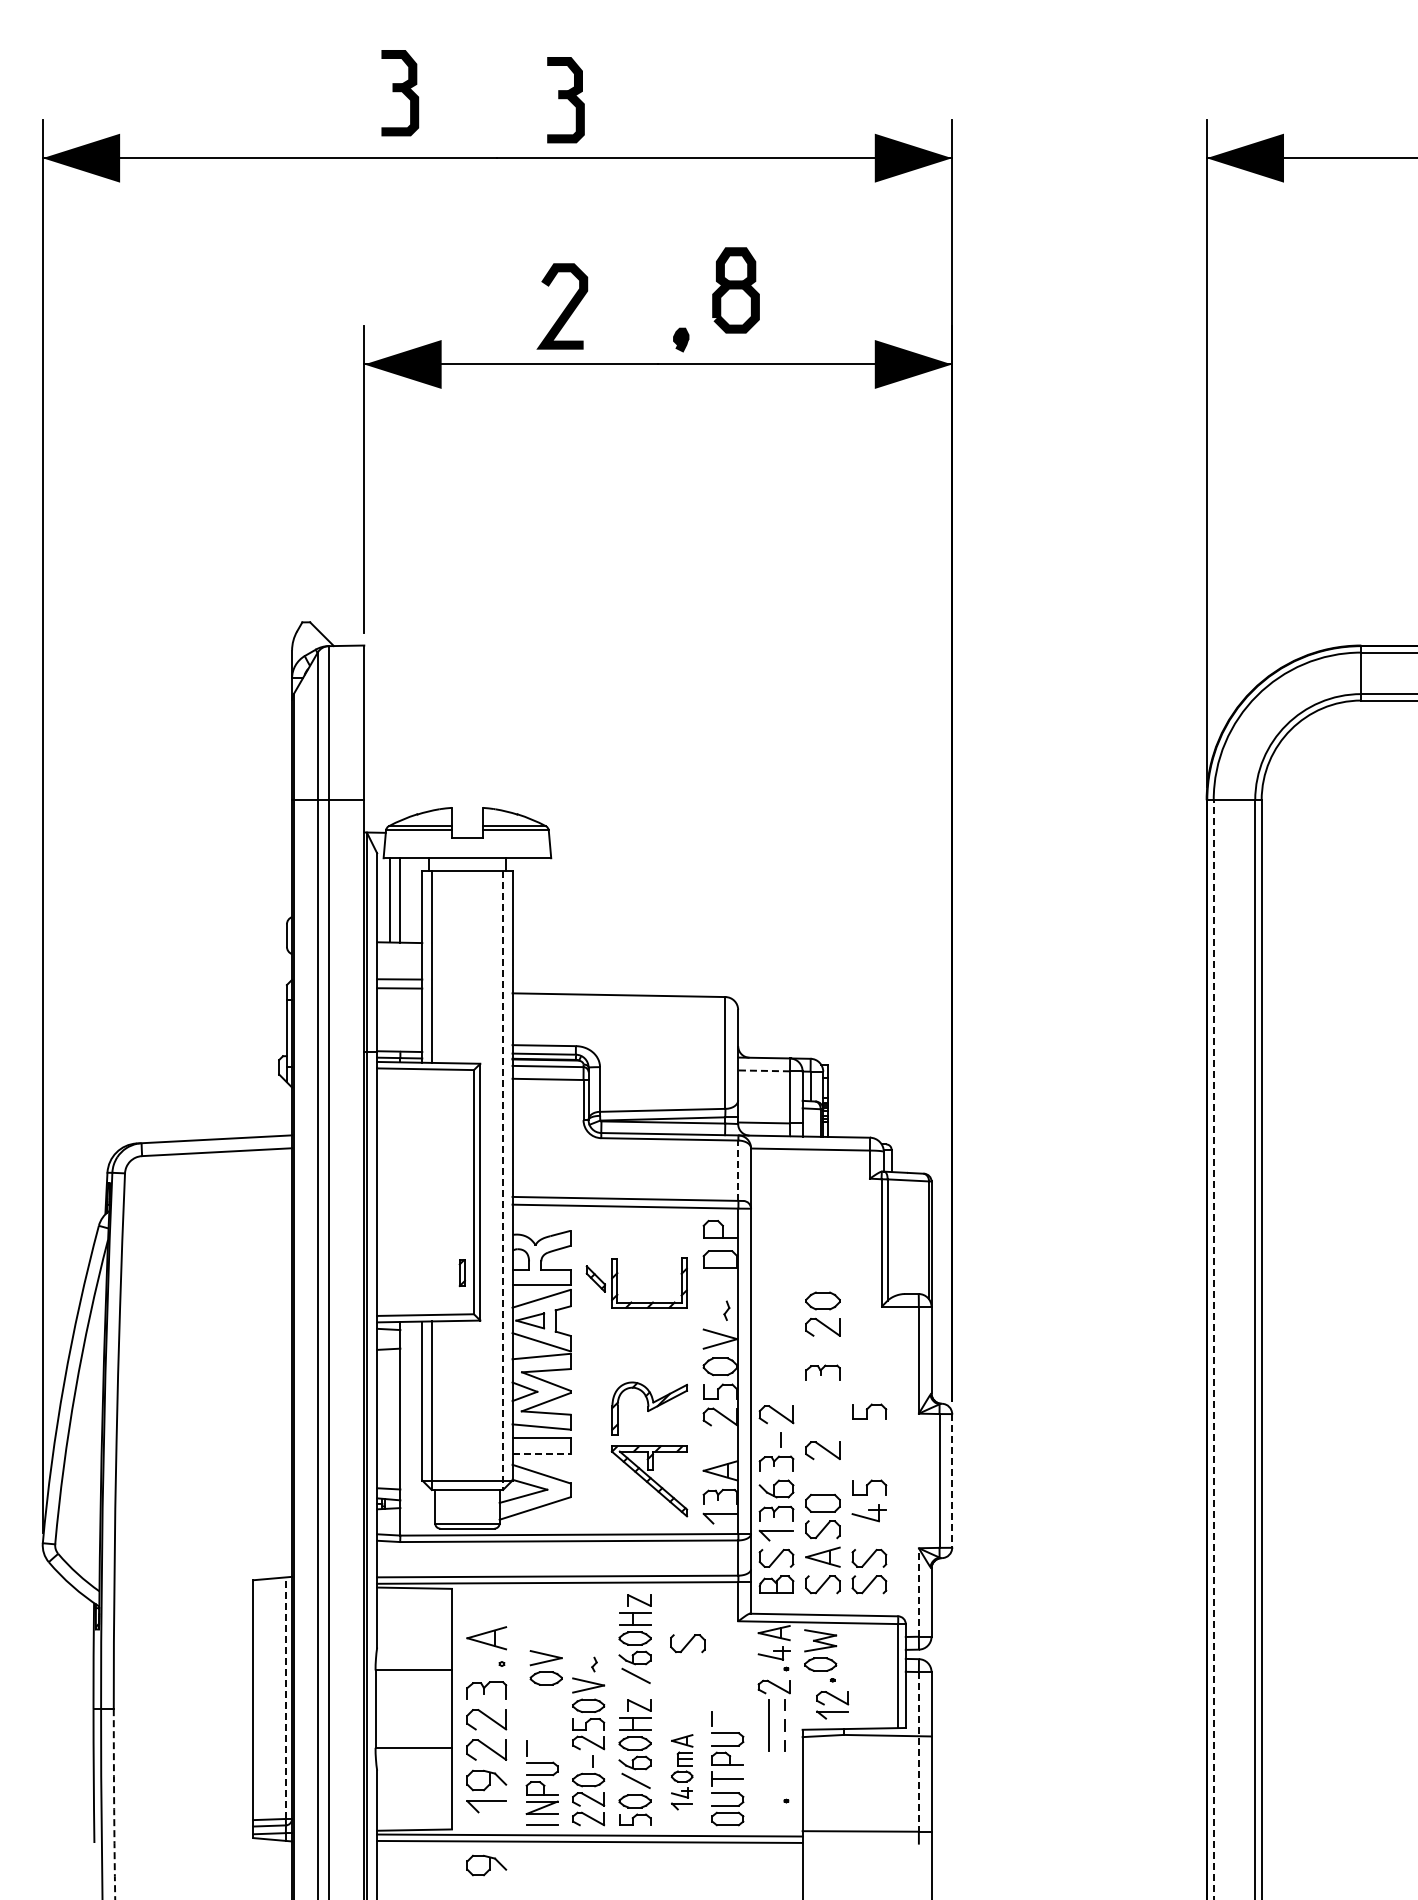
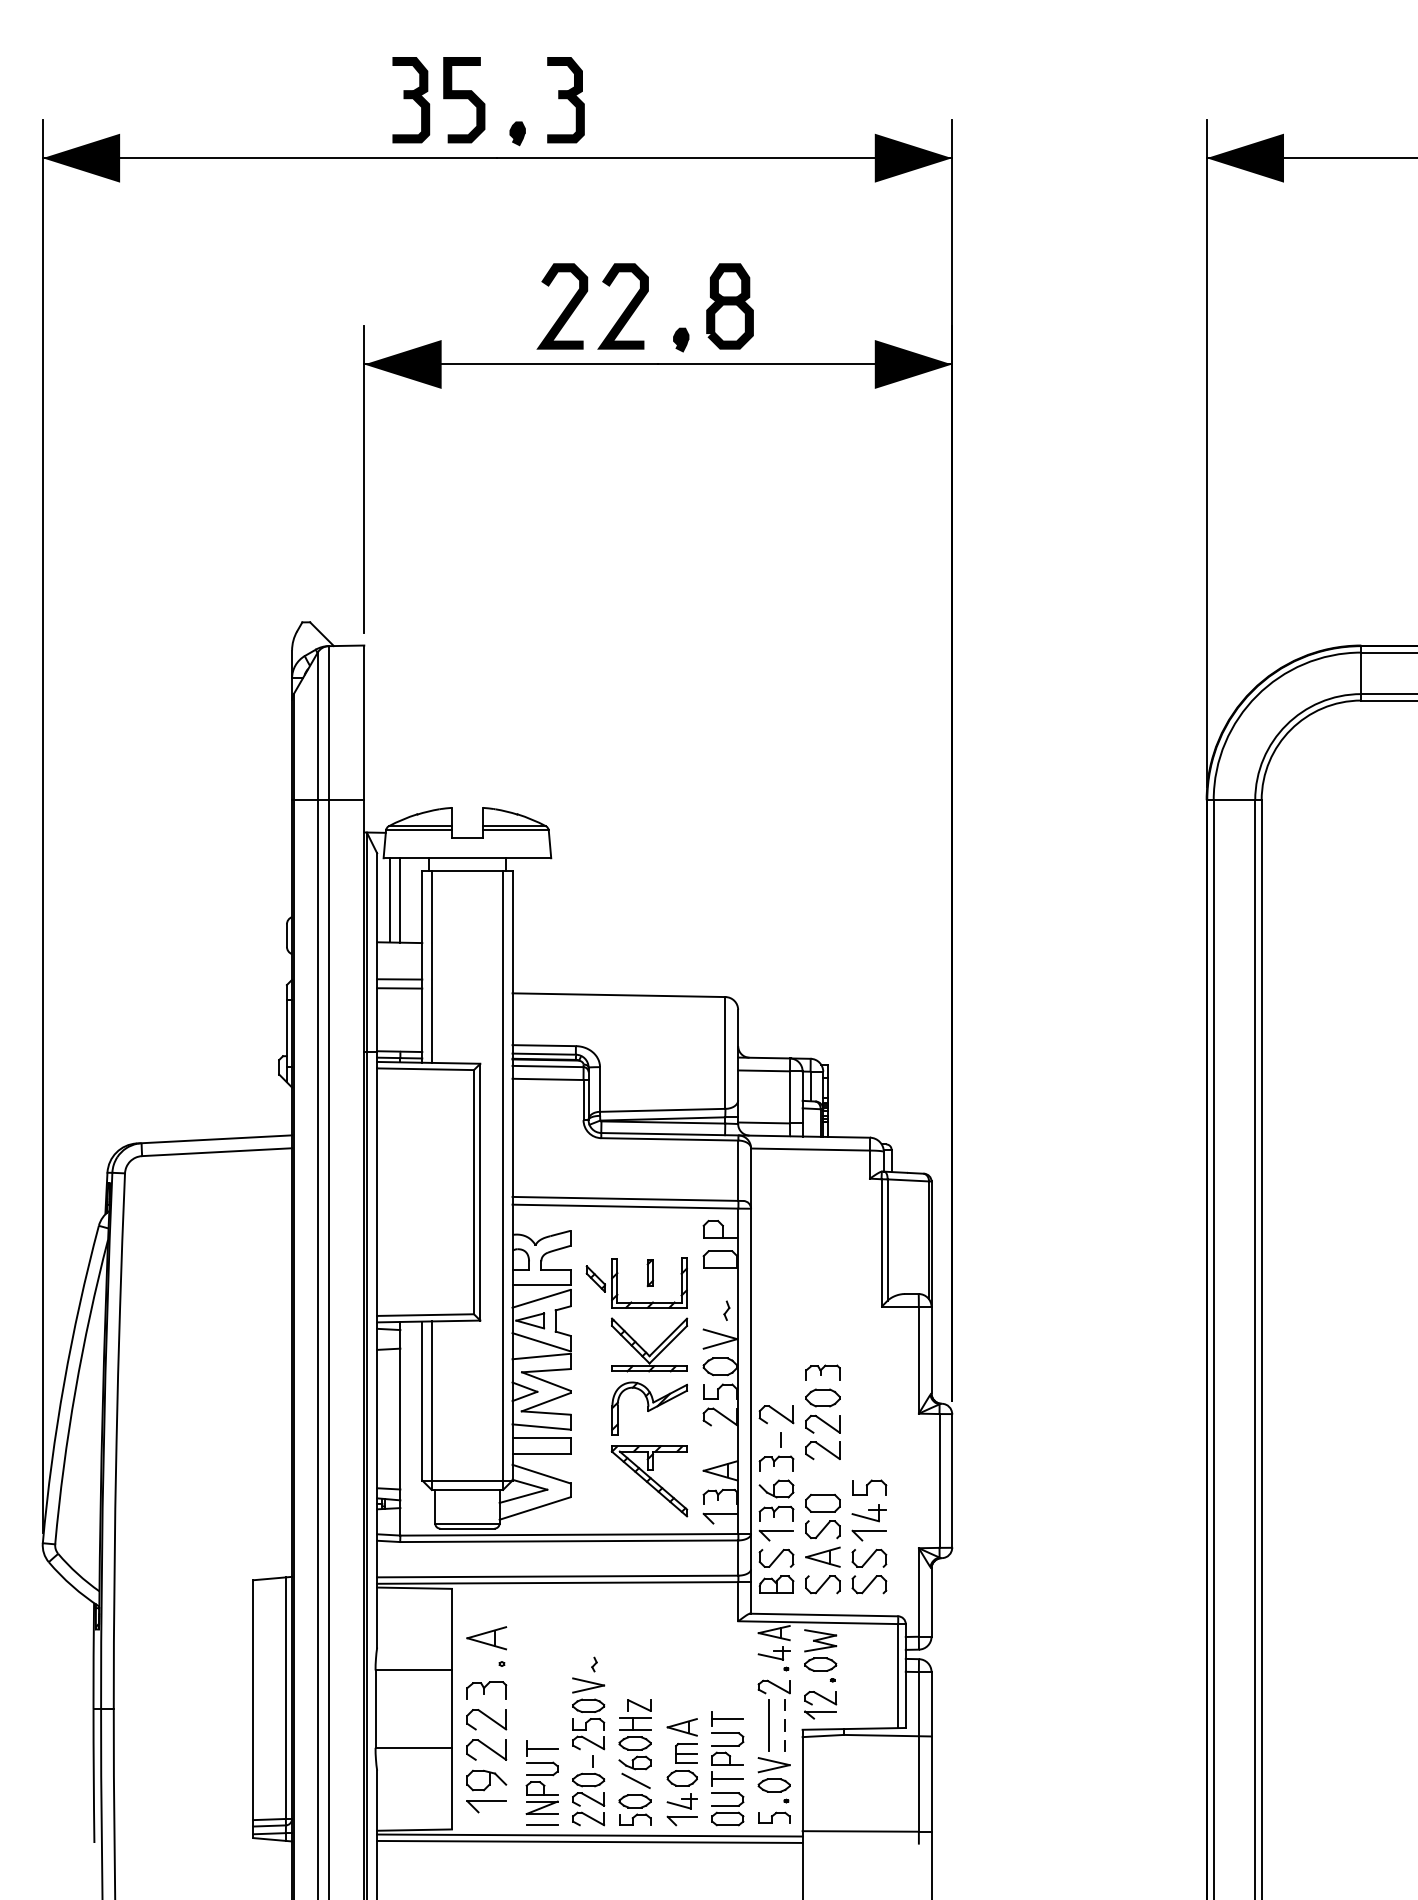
part position: (400, 93) -> (411, 100) (411, 100)
curve: none -> present (464, 99)
part: none -> present (517, 133)
part position: (735, 290) -> (729, 306) (729, 306)
curve: none -> present (625, 308)
line: dashed -> solid (764, 1070)
line: dashed -> solid (738, 1170)
line: dashed -> solid (503, 1181)
part position: (461, 1273) -> (649, 1273) (649, 1273)
part position: (822, 1313) -> (822, 1410) (822, 1410)
part: none -> present (644, 1349)
line: dashed -> solid (1213, 1349)
part: present -> none (869, 1411)
line: dashed -> solid (542, 1453)
line: dashed -> solid (952, 1480)
part: none -> present (868, 1535)
line: dashed -> solid (918, 1592)
part: present -> none (634, 1638)
part: present -> none (687, 1643)
part position: (545, 1667) -> (773, 1774) (773, 1774)
line: dashed -> solid (285, 1698)
part position: (832, 1705) -> (820, 1705) (820, 1705)
line: none -> present (727, 1719)
line: none -> present (541, 1748)
line: dashed -> solid (918, 1751)
part size: 23x77 px -> 32x109 px (681, 1772)
arc: dashed -> solid (114, 1804)
part: none -> present (774, 1817)
part: present -> none (486, 1865)
